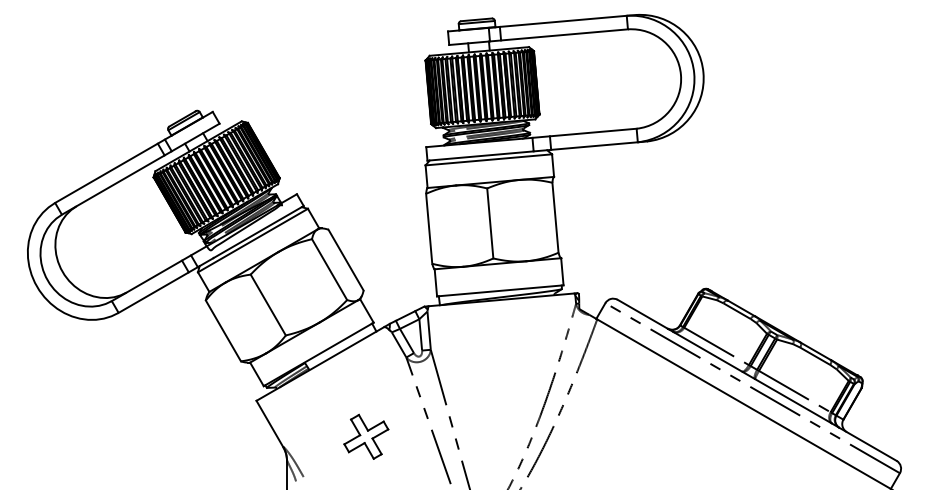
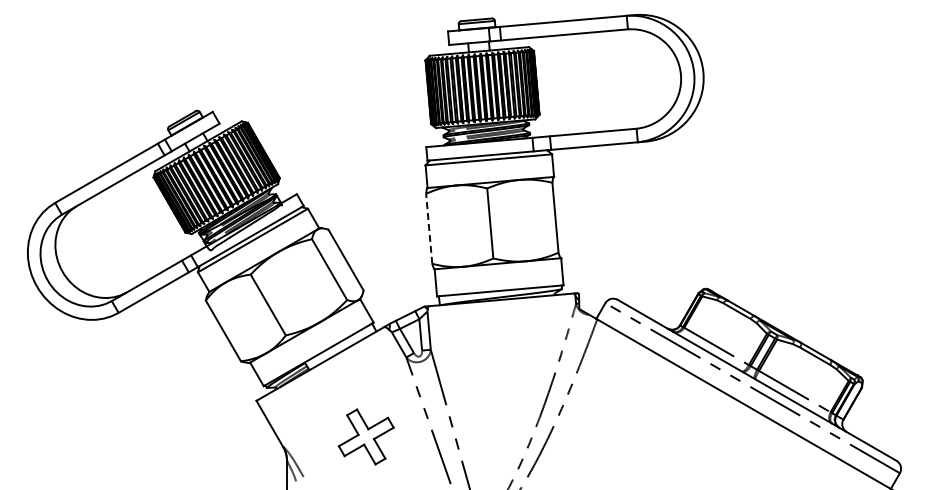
line: solid -> dashed (429, 228)
part size: 47x47 px -> 58x58 px (365, 436)
